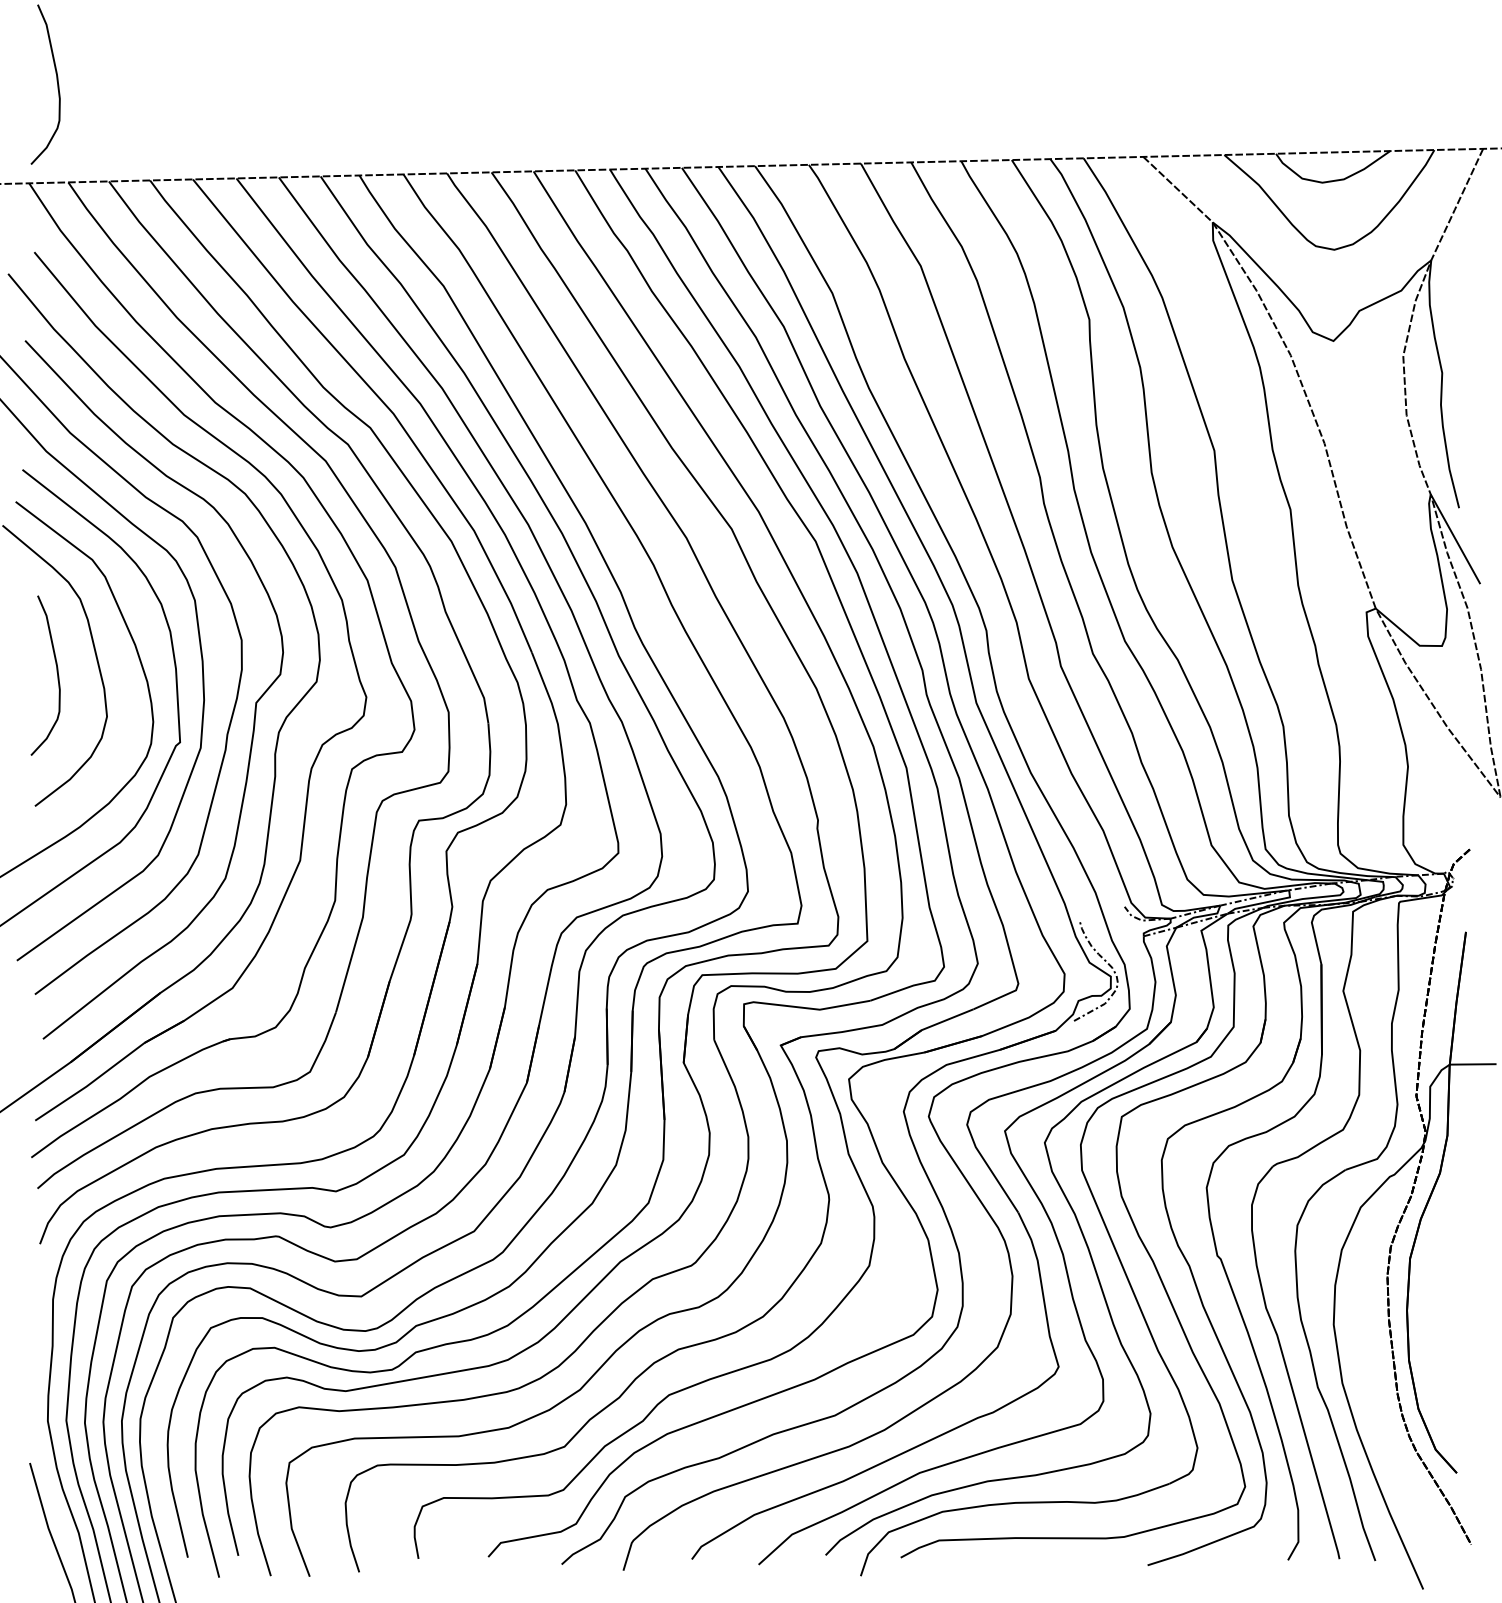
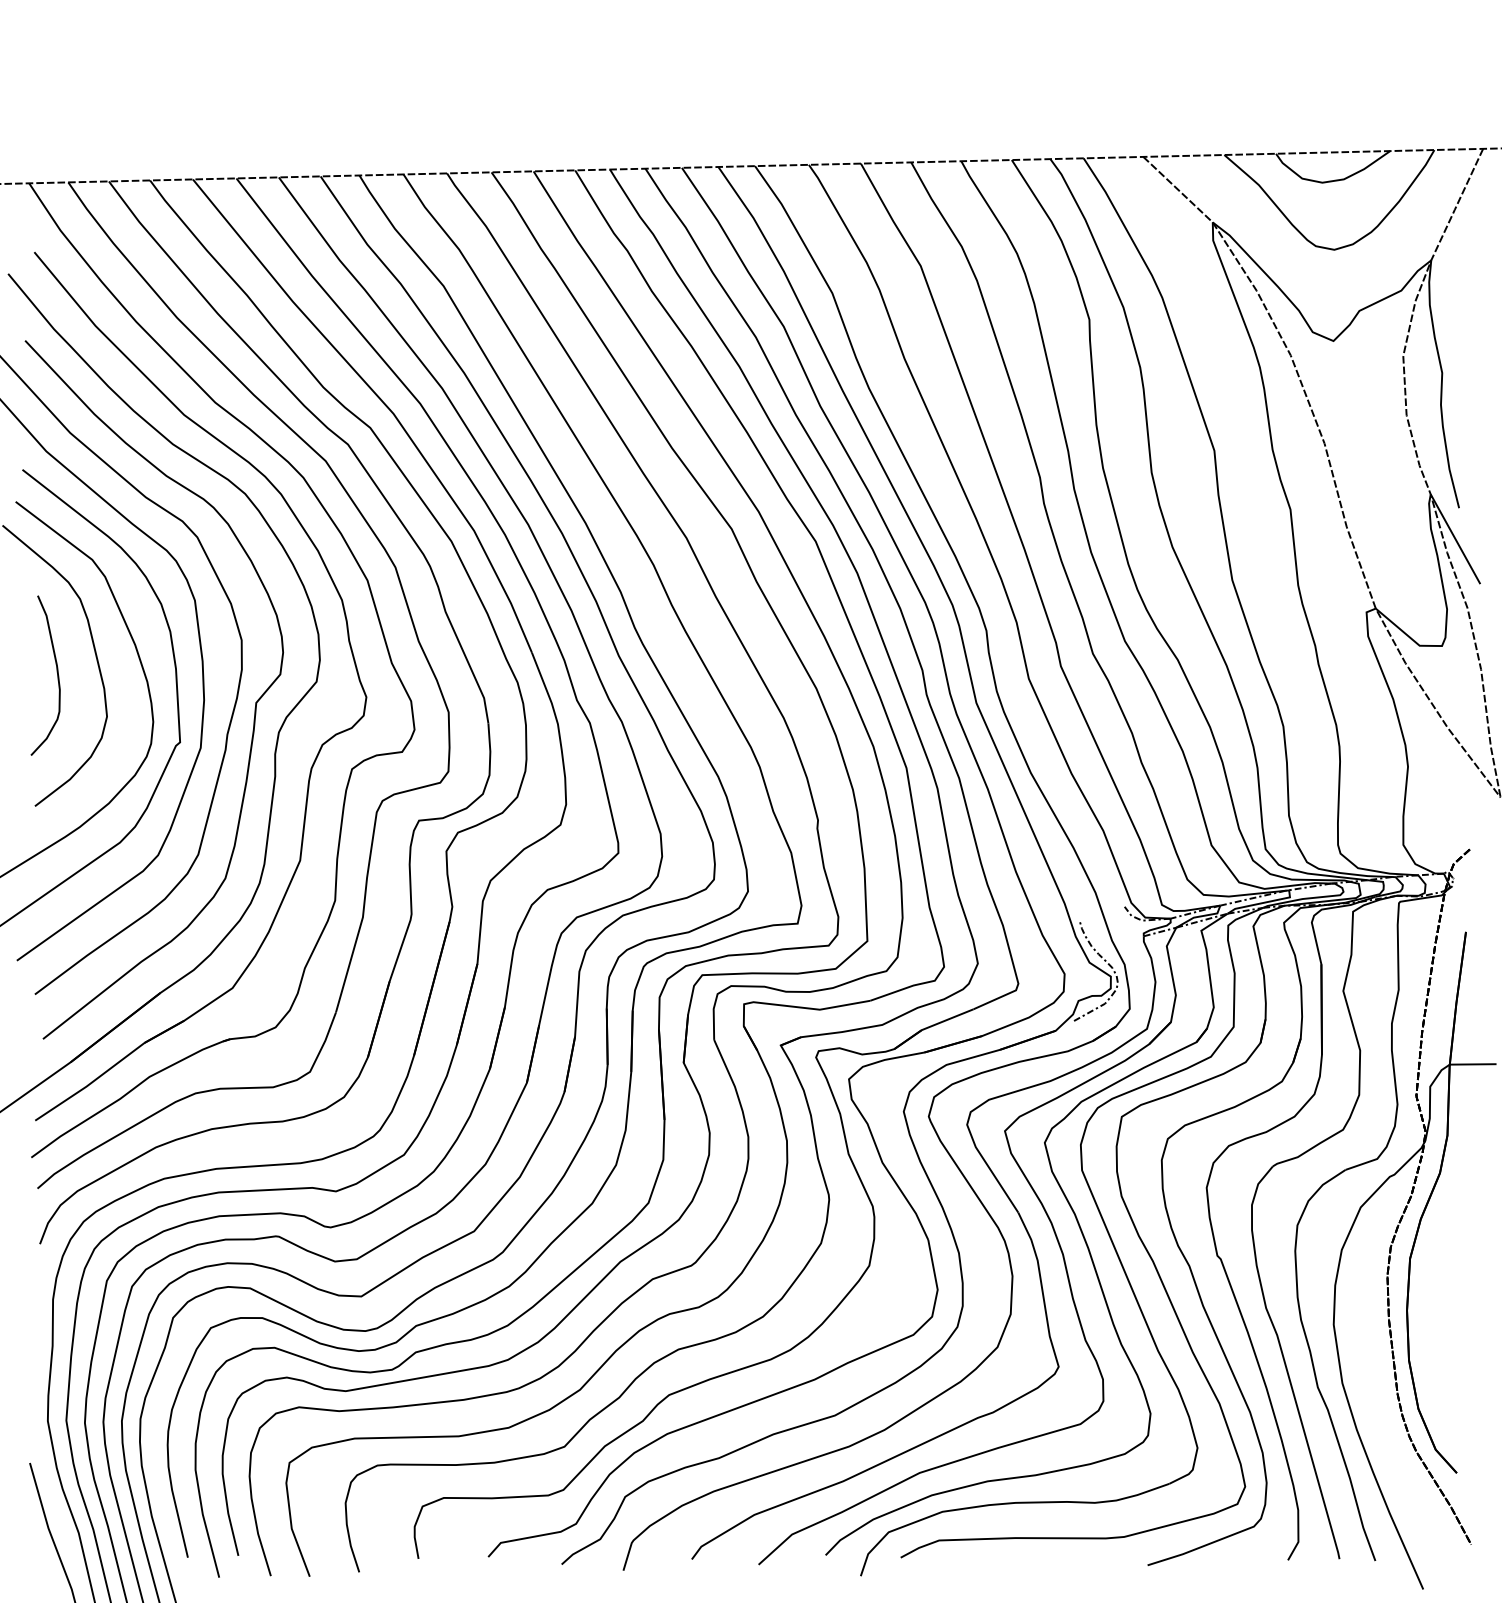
curve: present -> none (56, 81)
